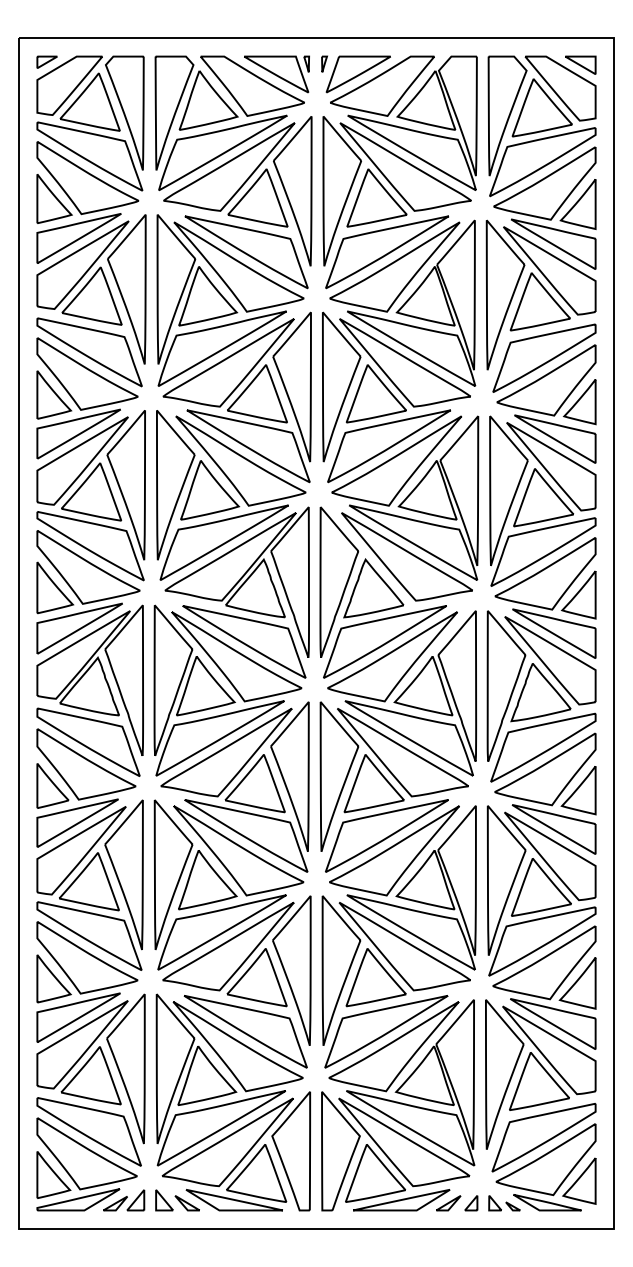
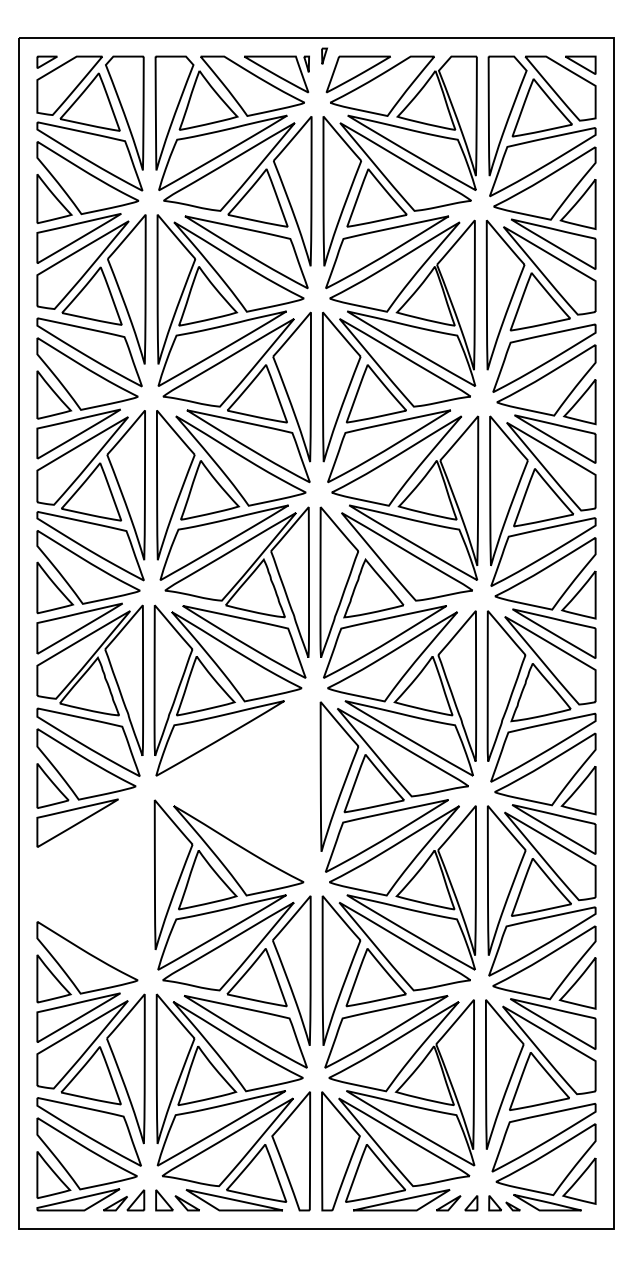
part position: (324, 63) -> (324, 55) (324, 55)
part: present -> none (234, 786)
part: present -> none (89, 884)
